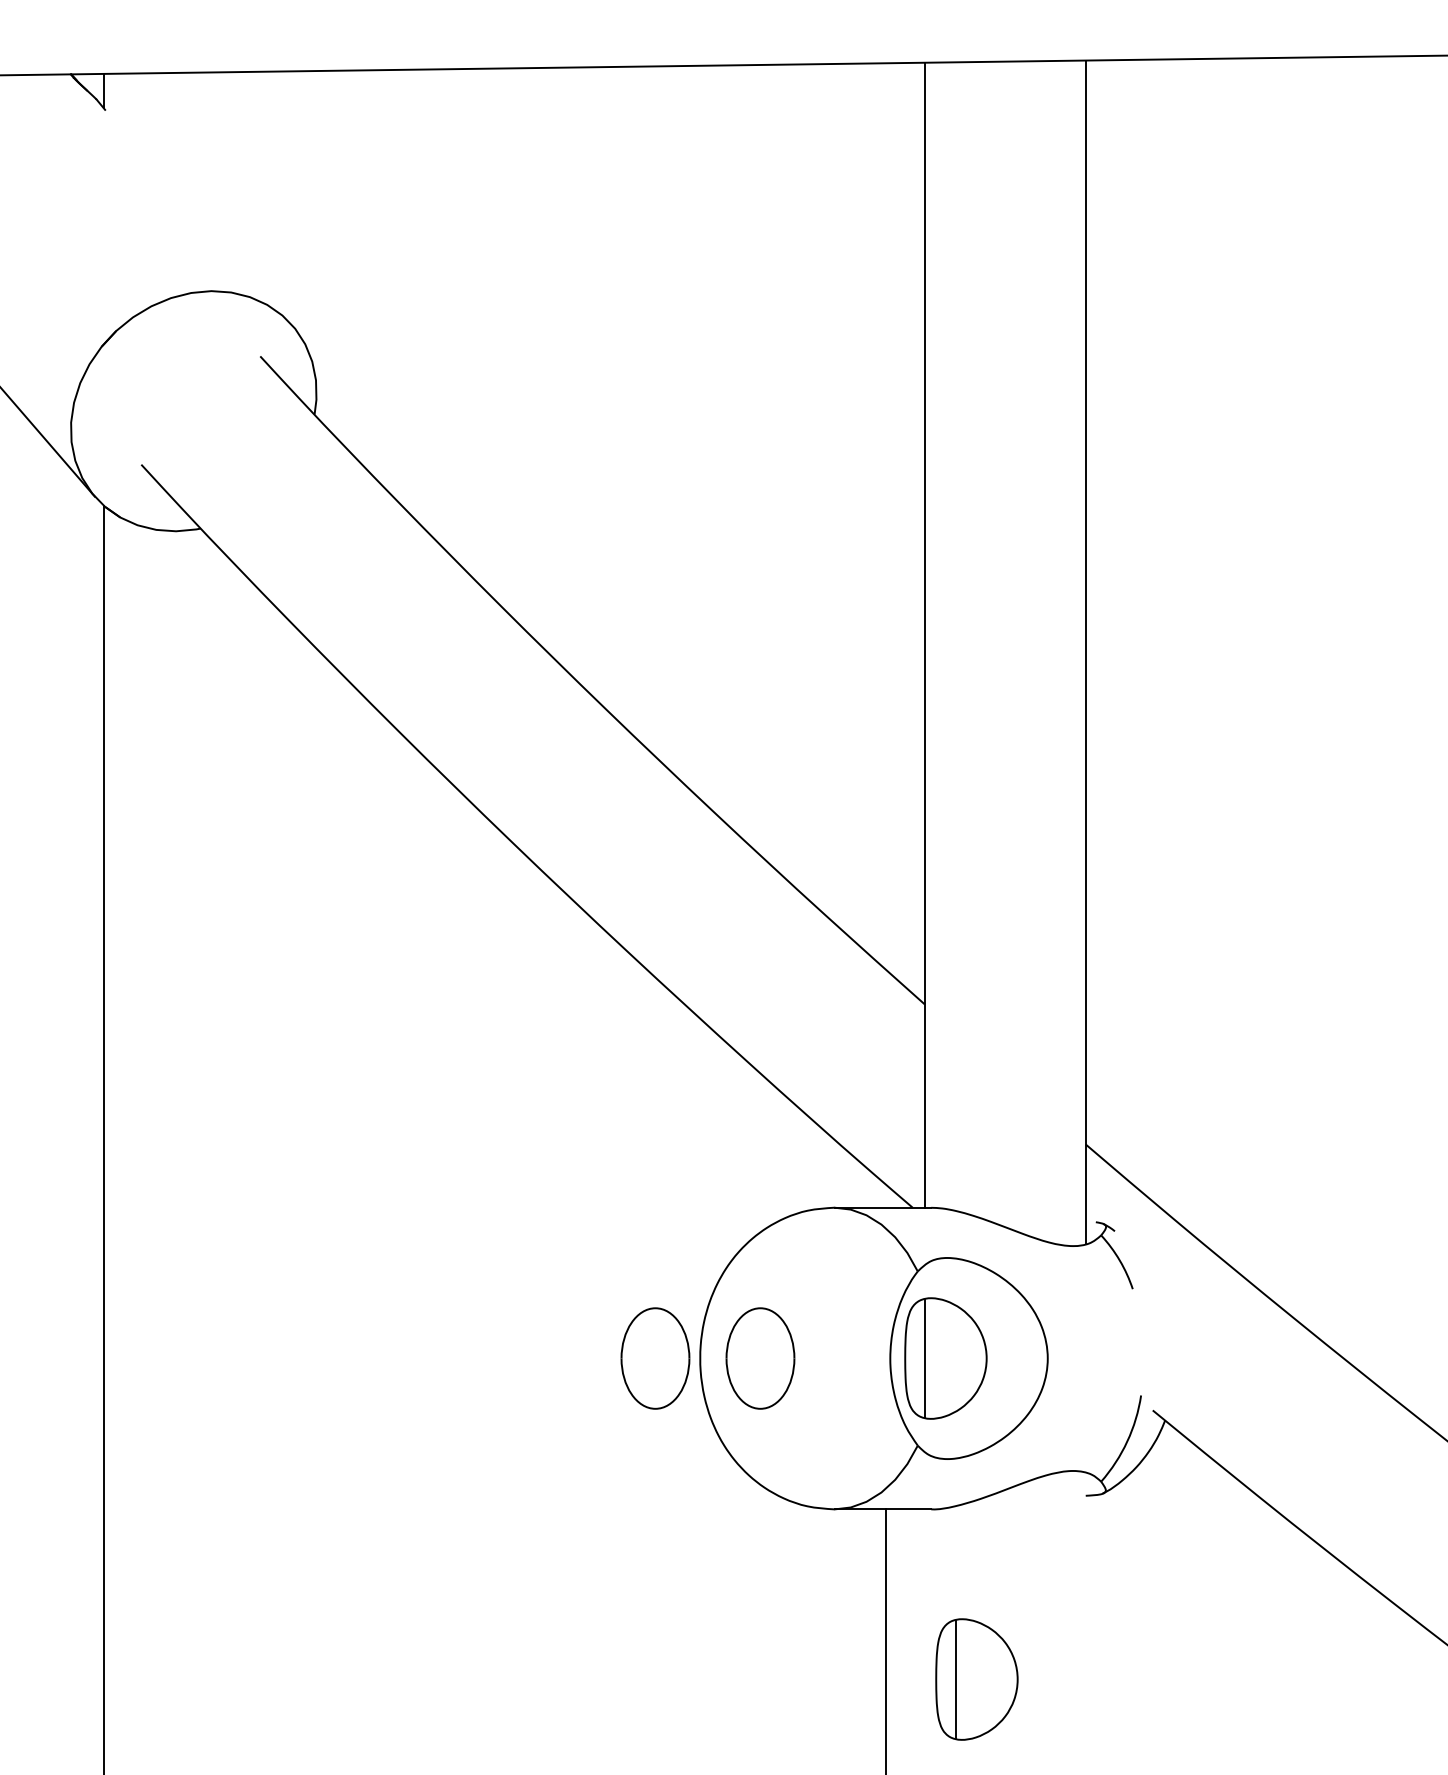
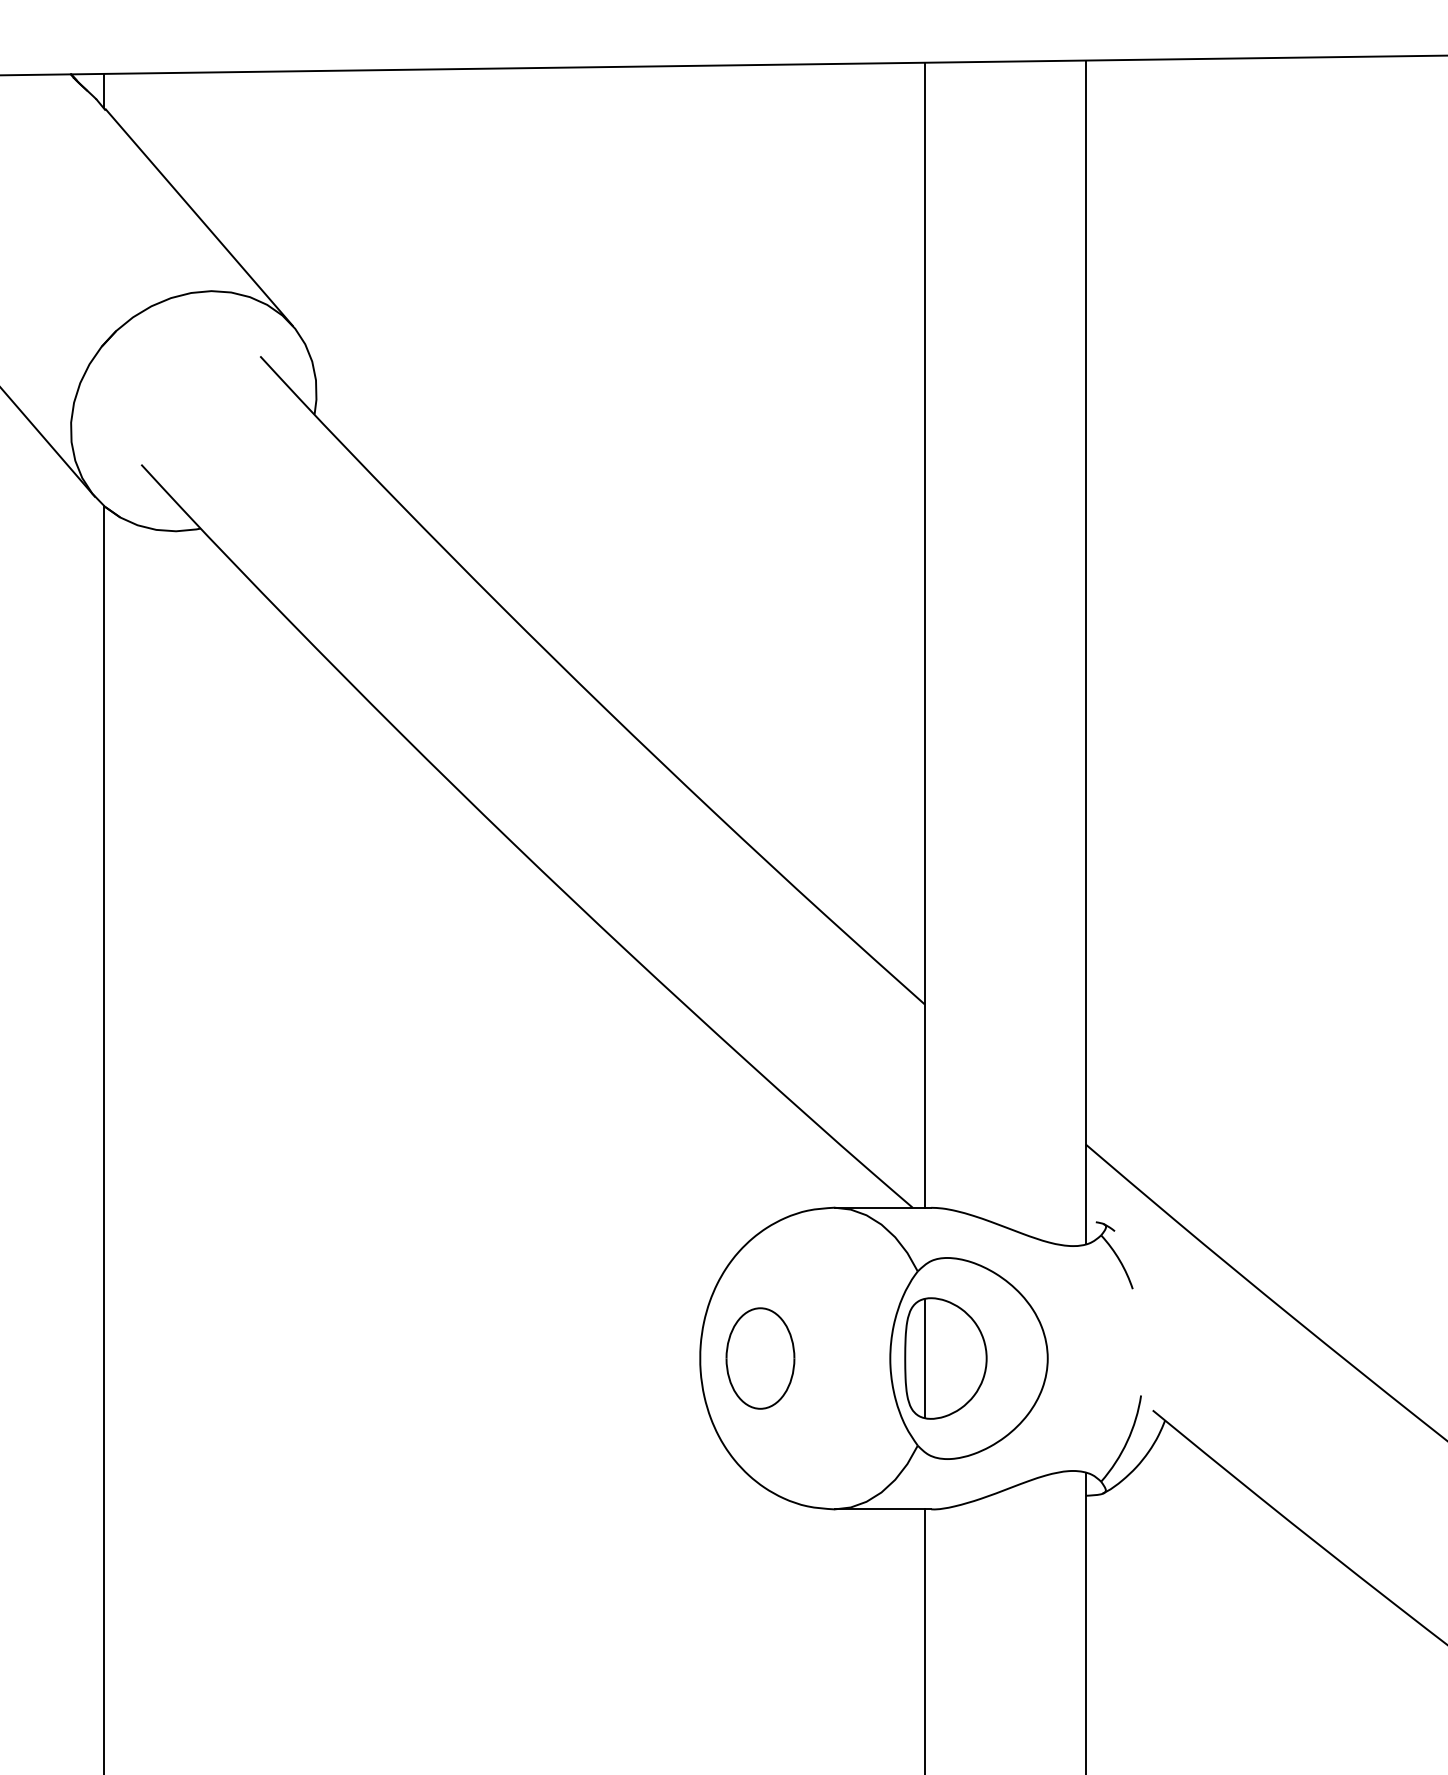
line: none -> present (198, 217)
part: present -> none (655, 1358)
line: none -> present (1085, 1622)
line position: (885, 1640) -> (924, 1640) (924, 1640)
part: present -> none (976, 1679)
